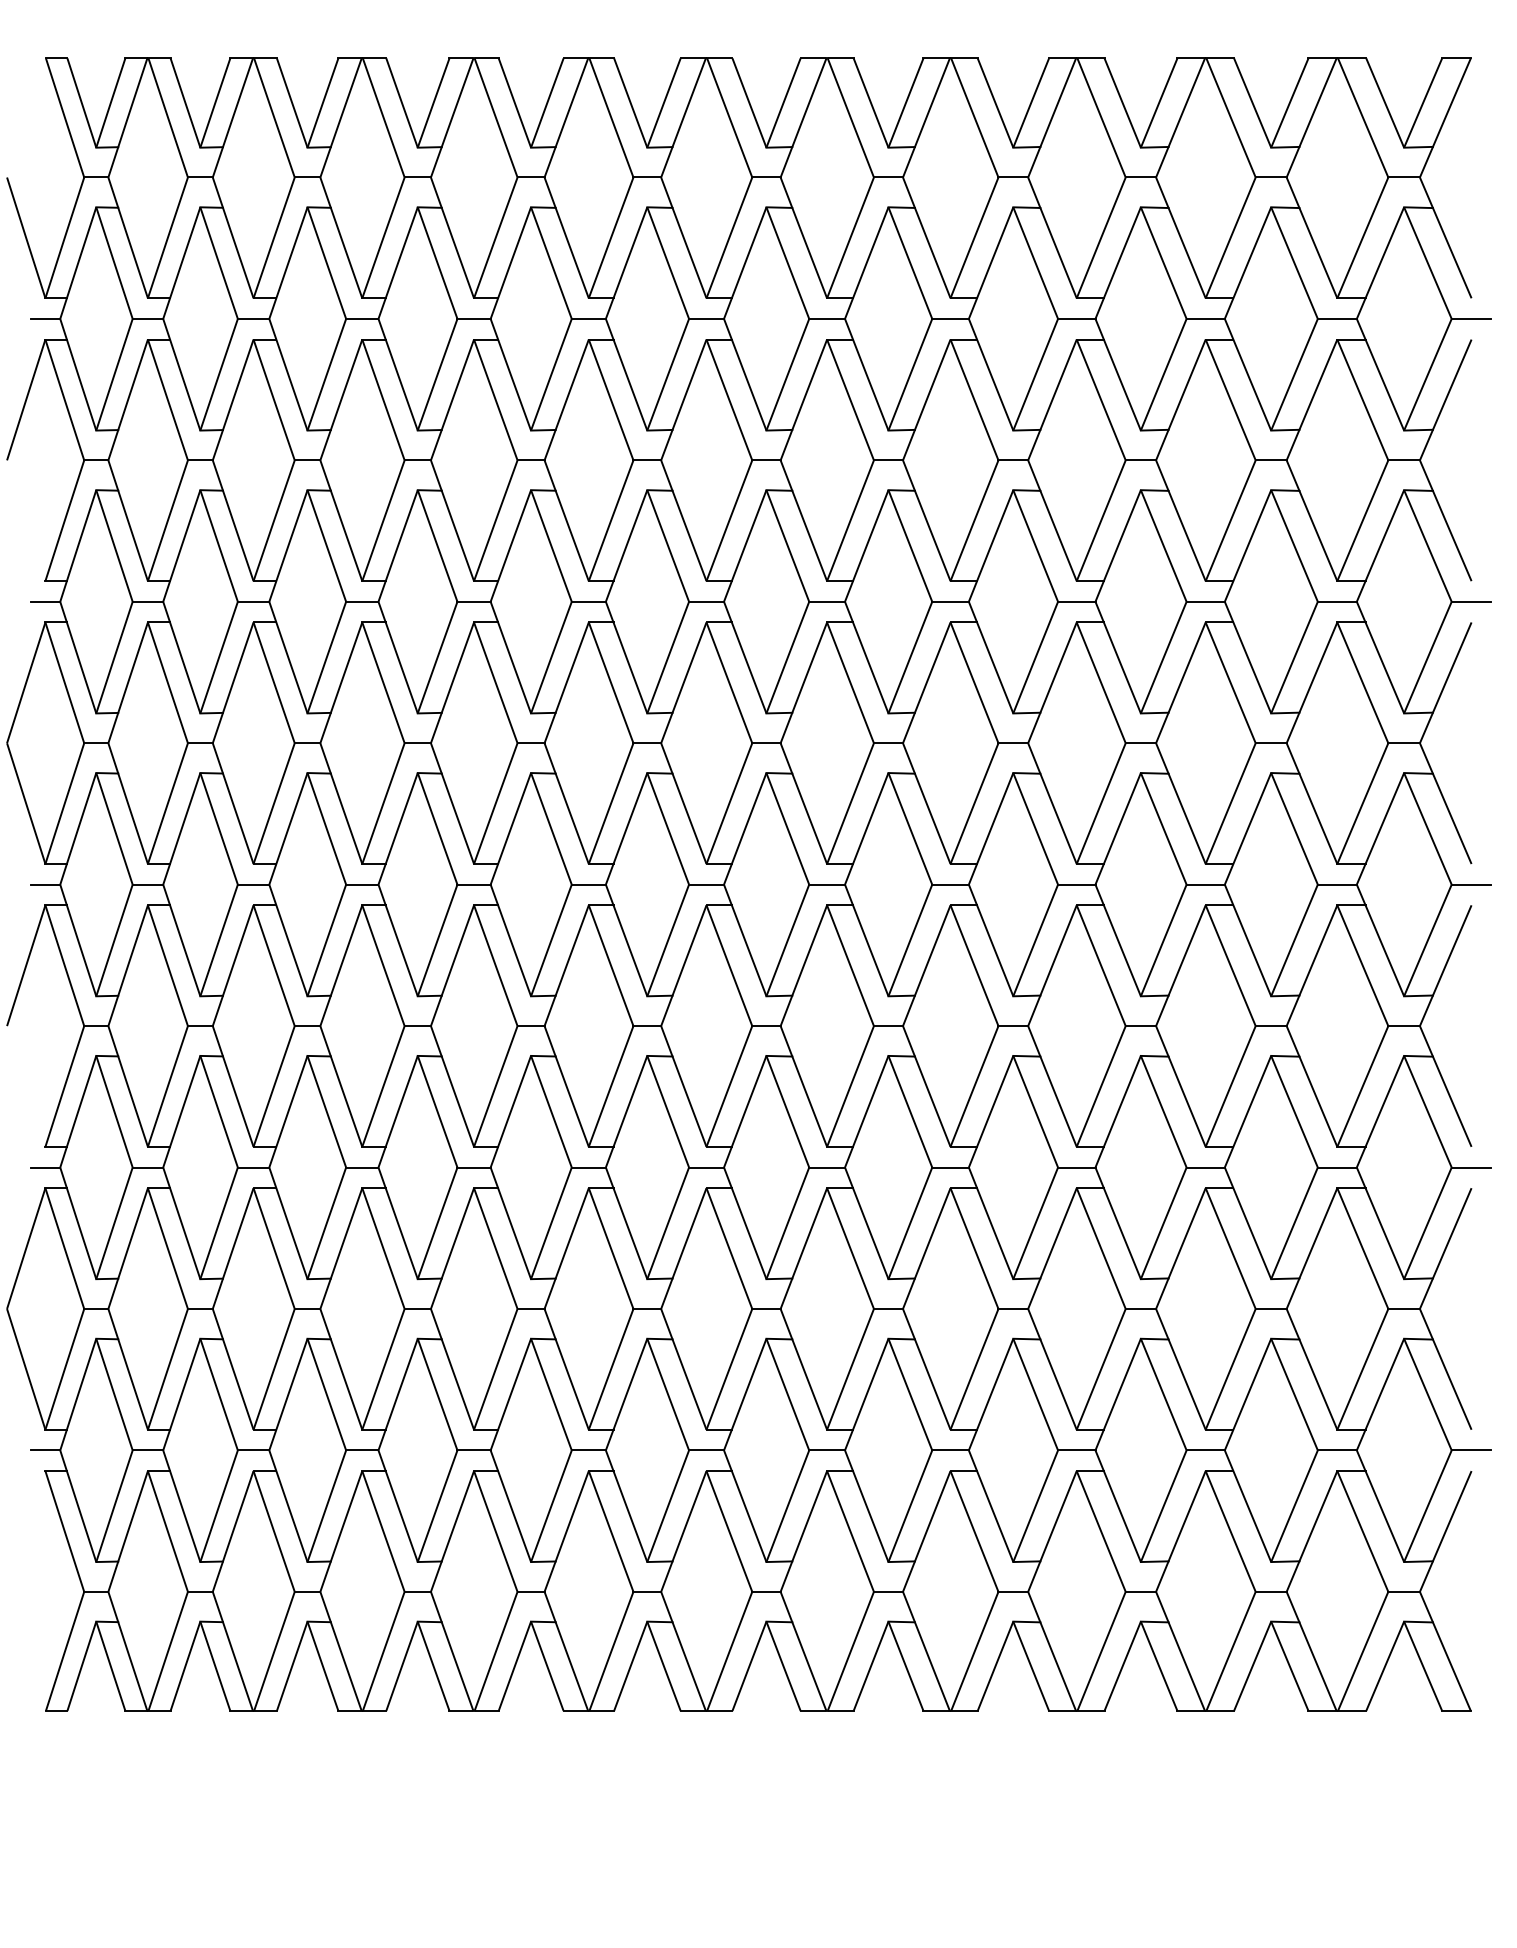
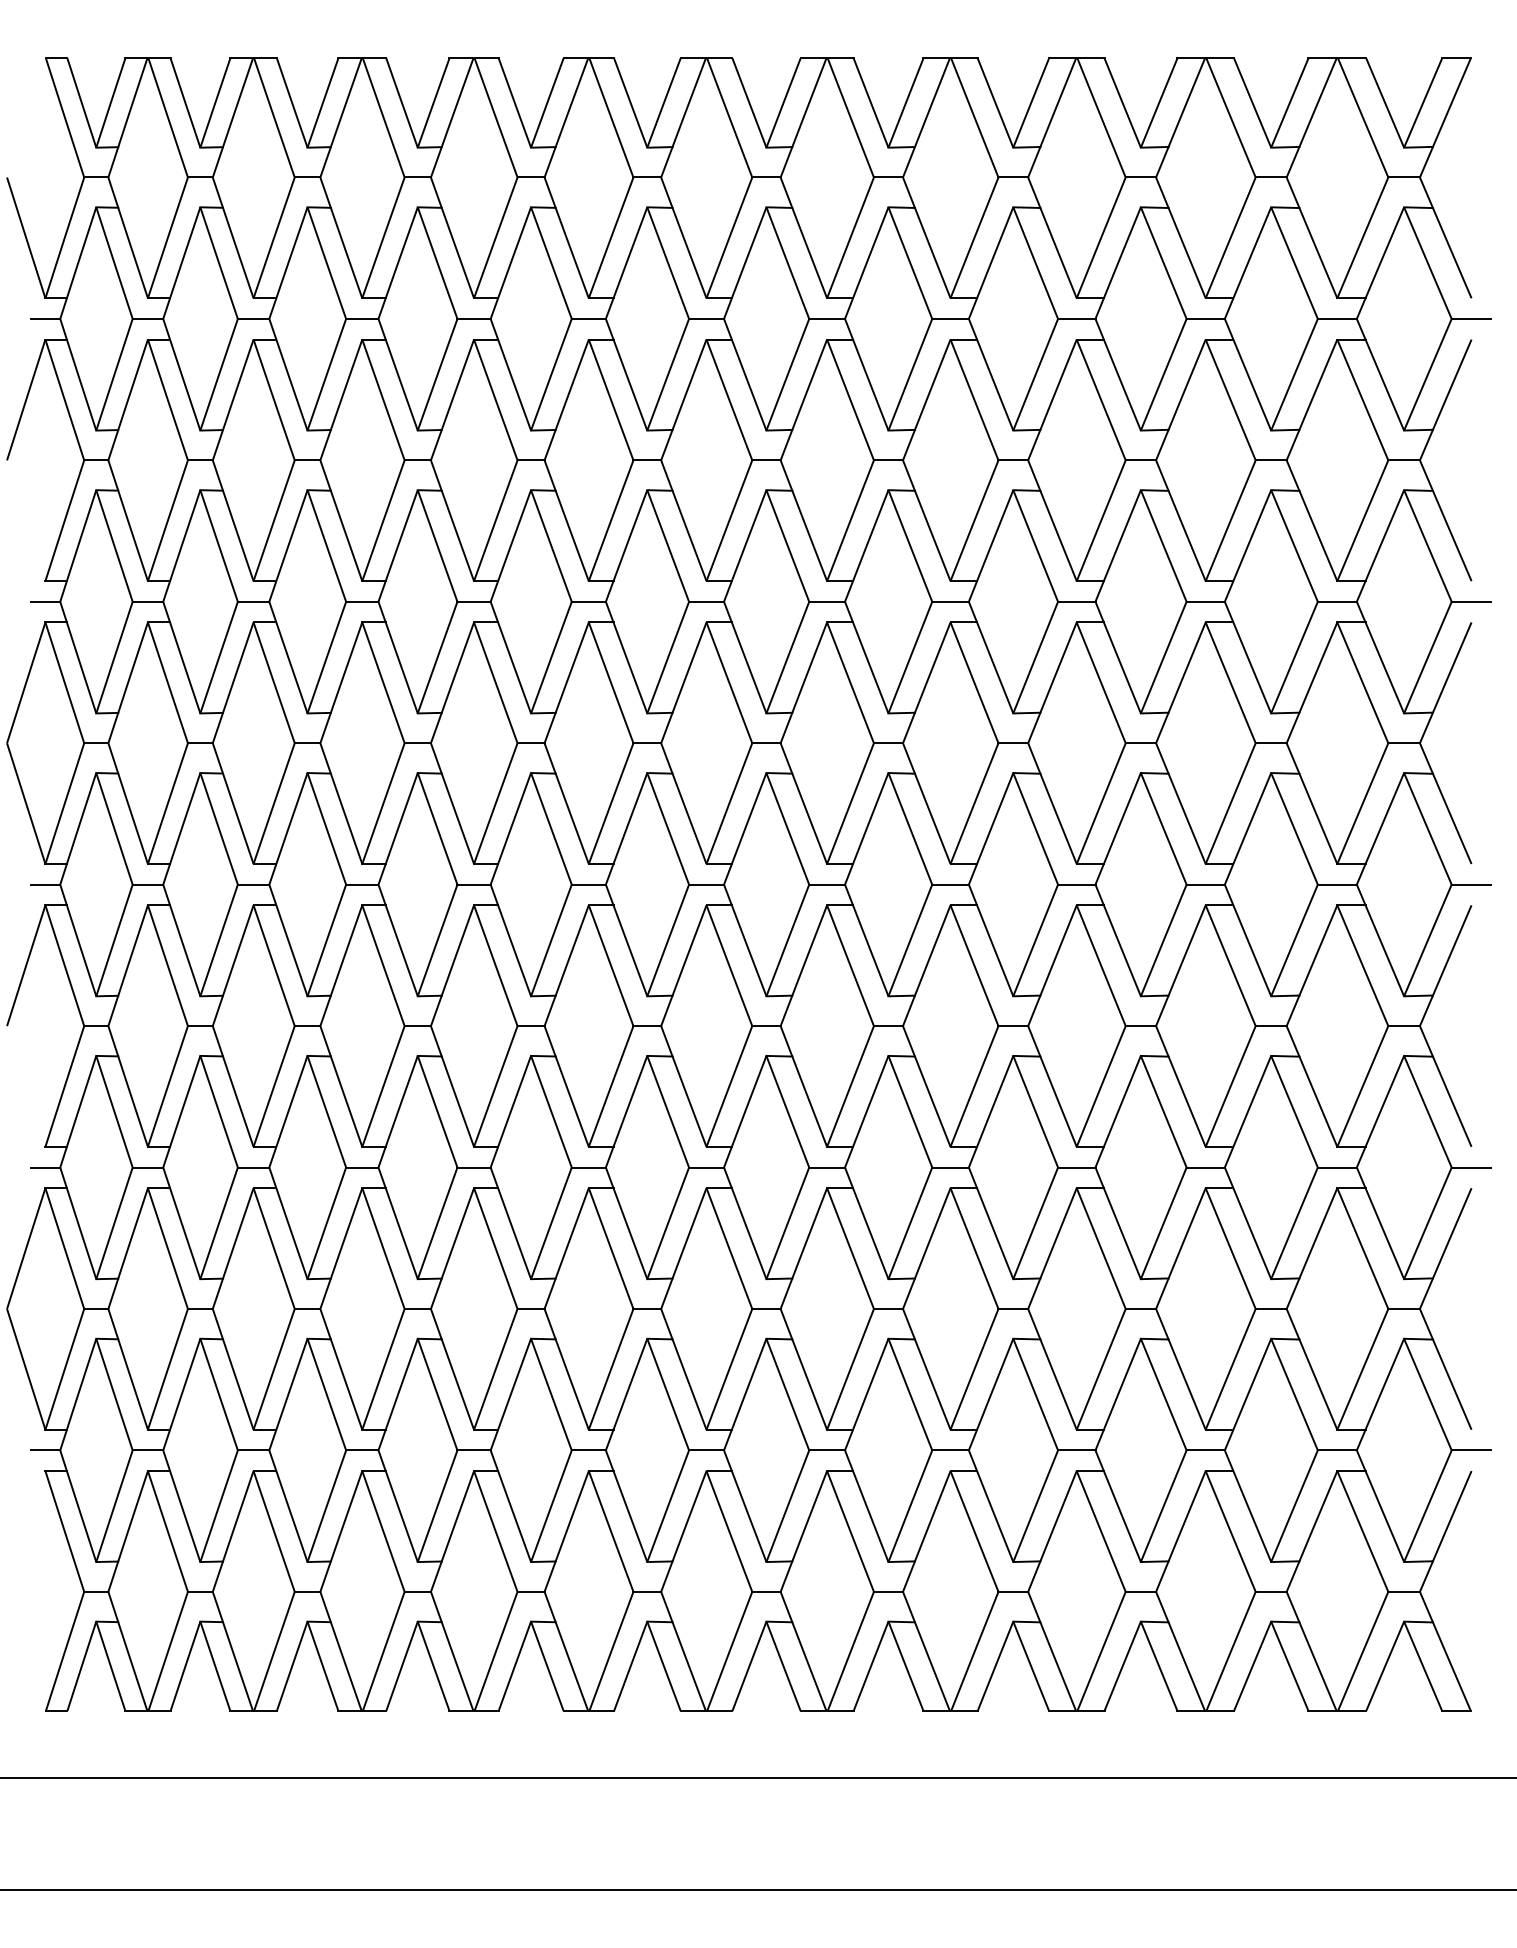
line: none -> present (757, 1777)
line: none -> present (757, 1889)
